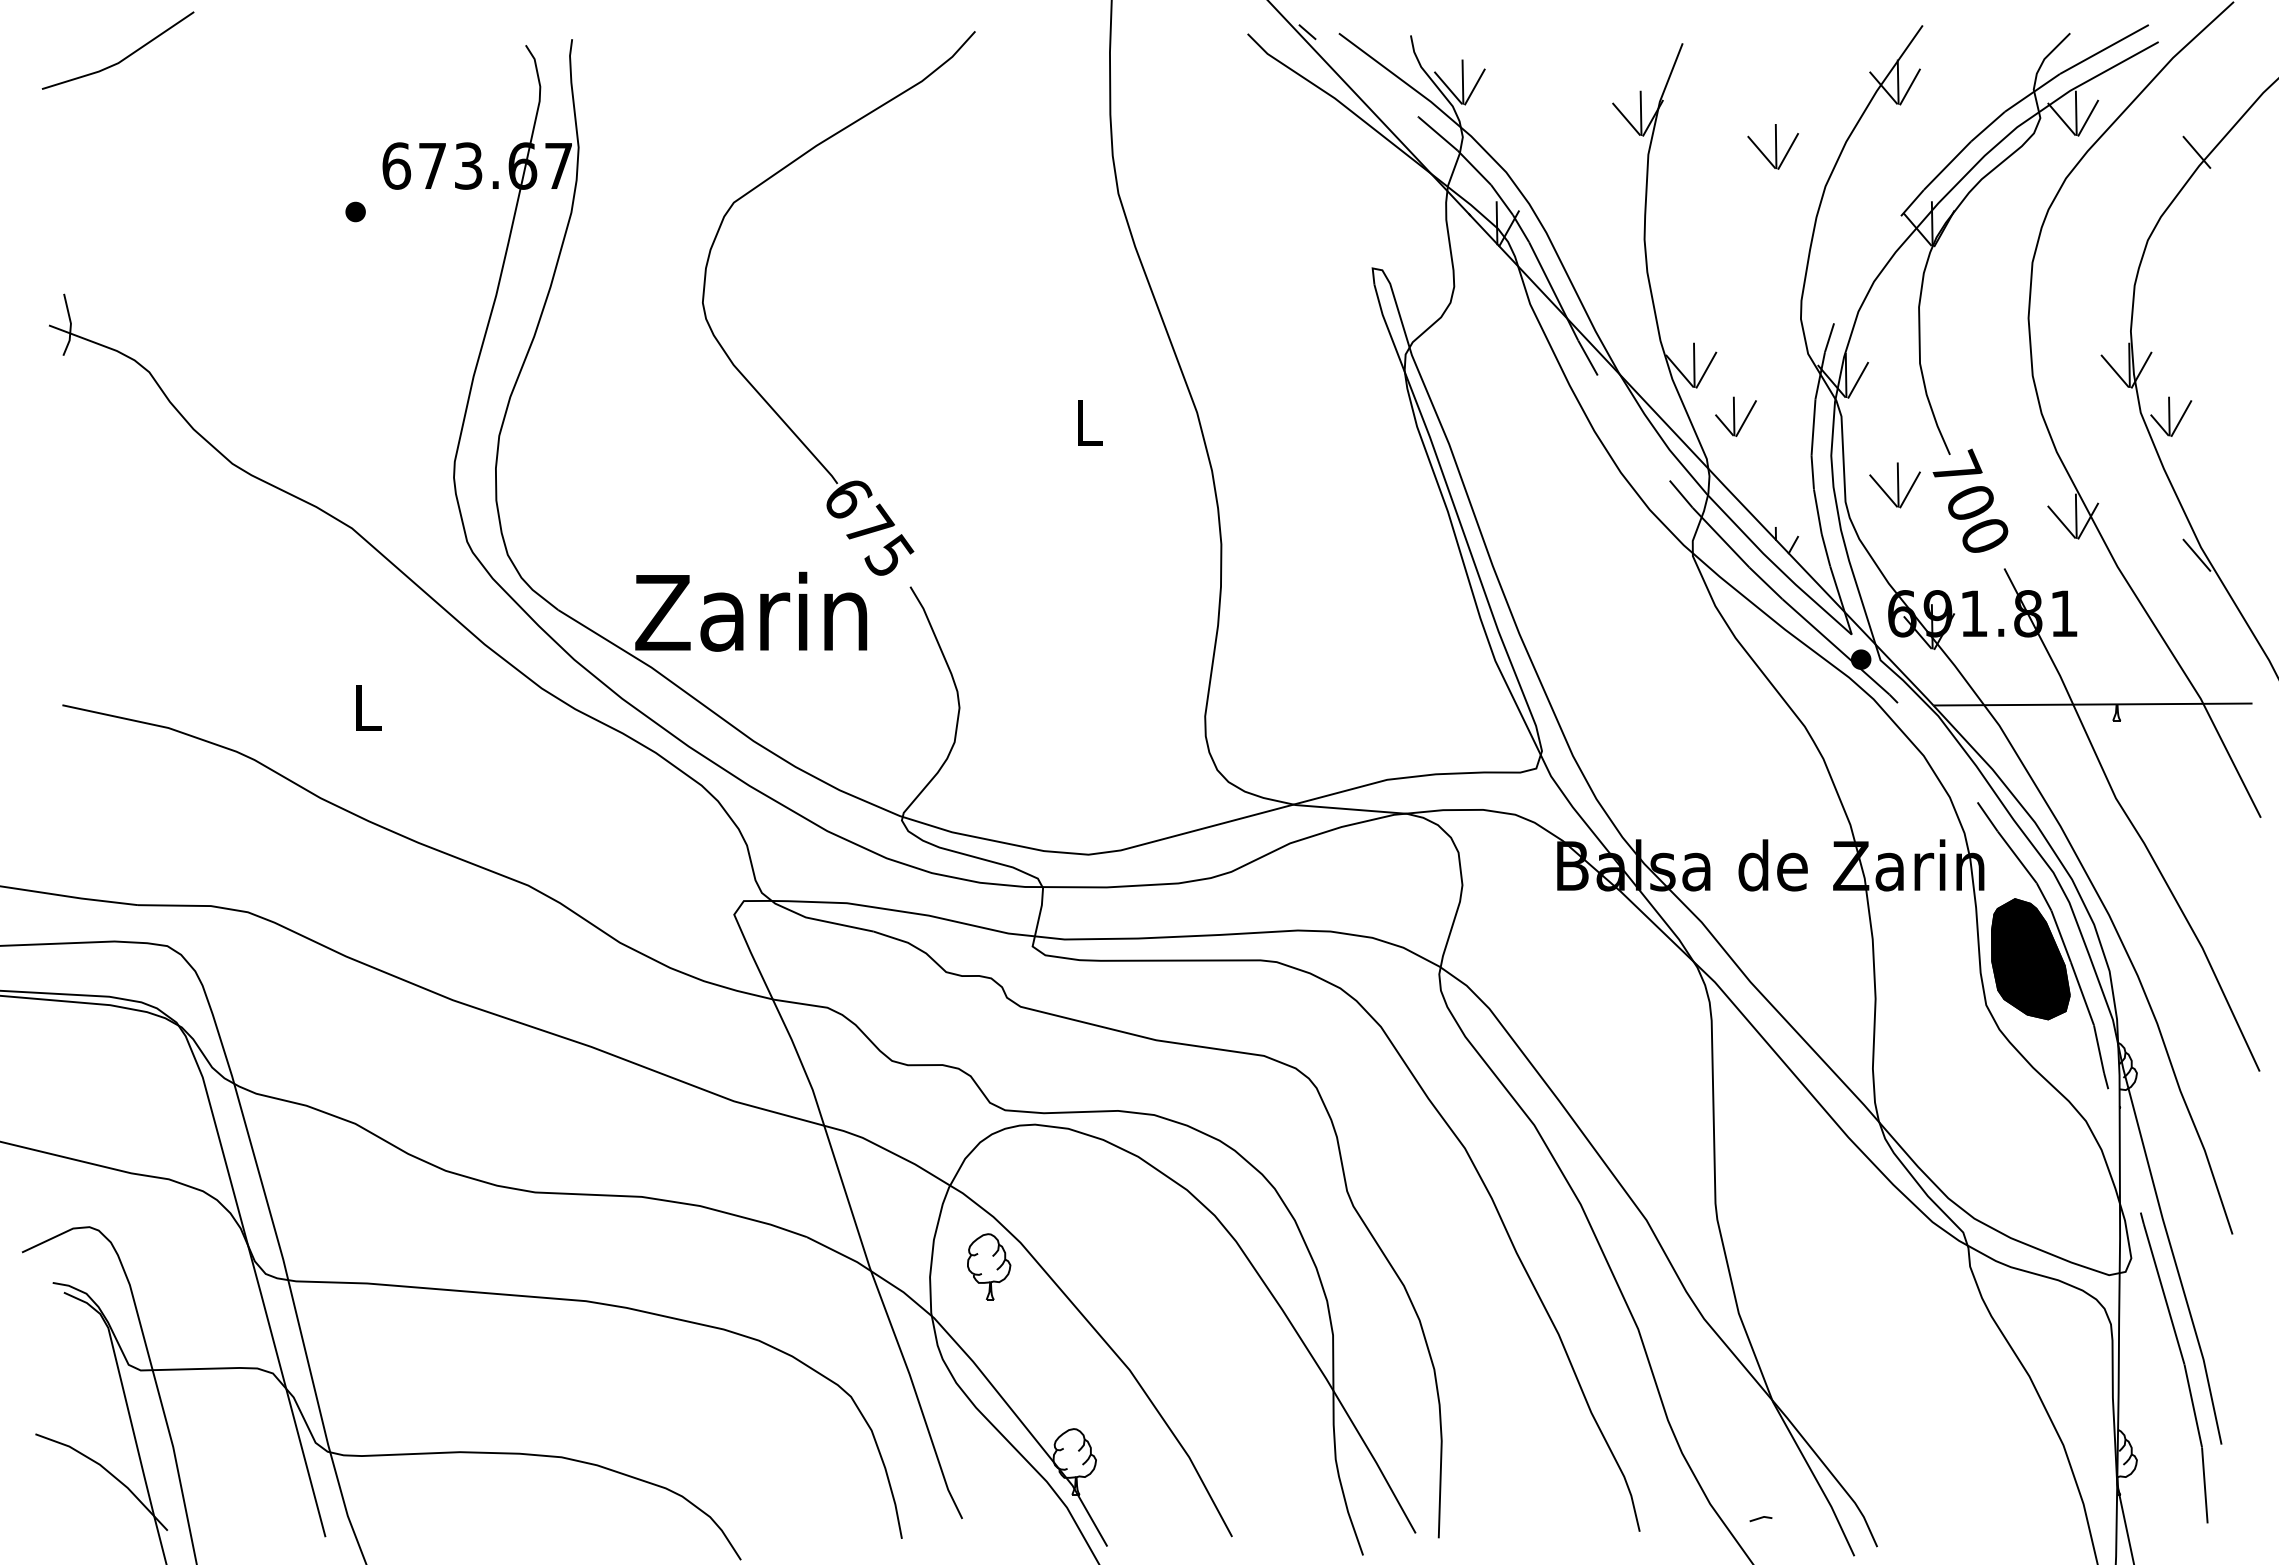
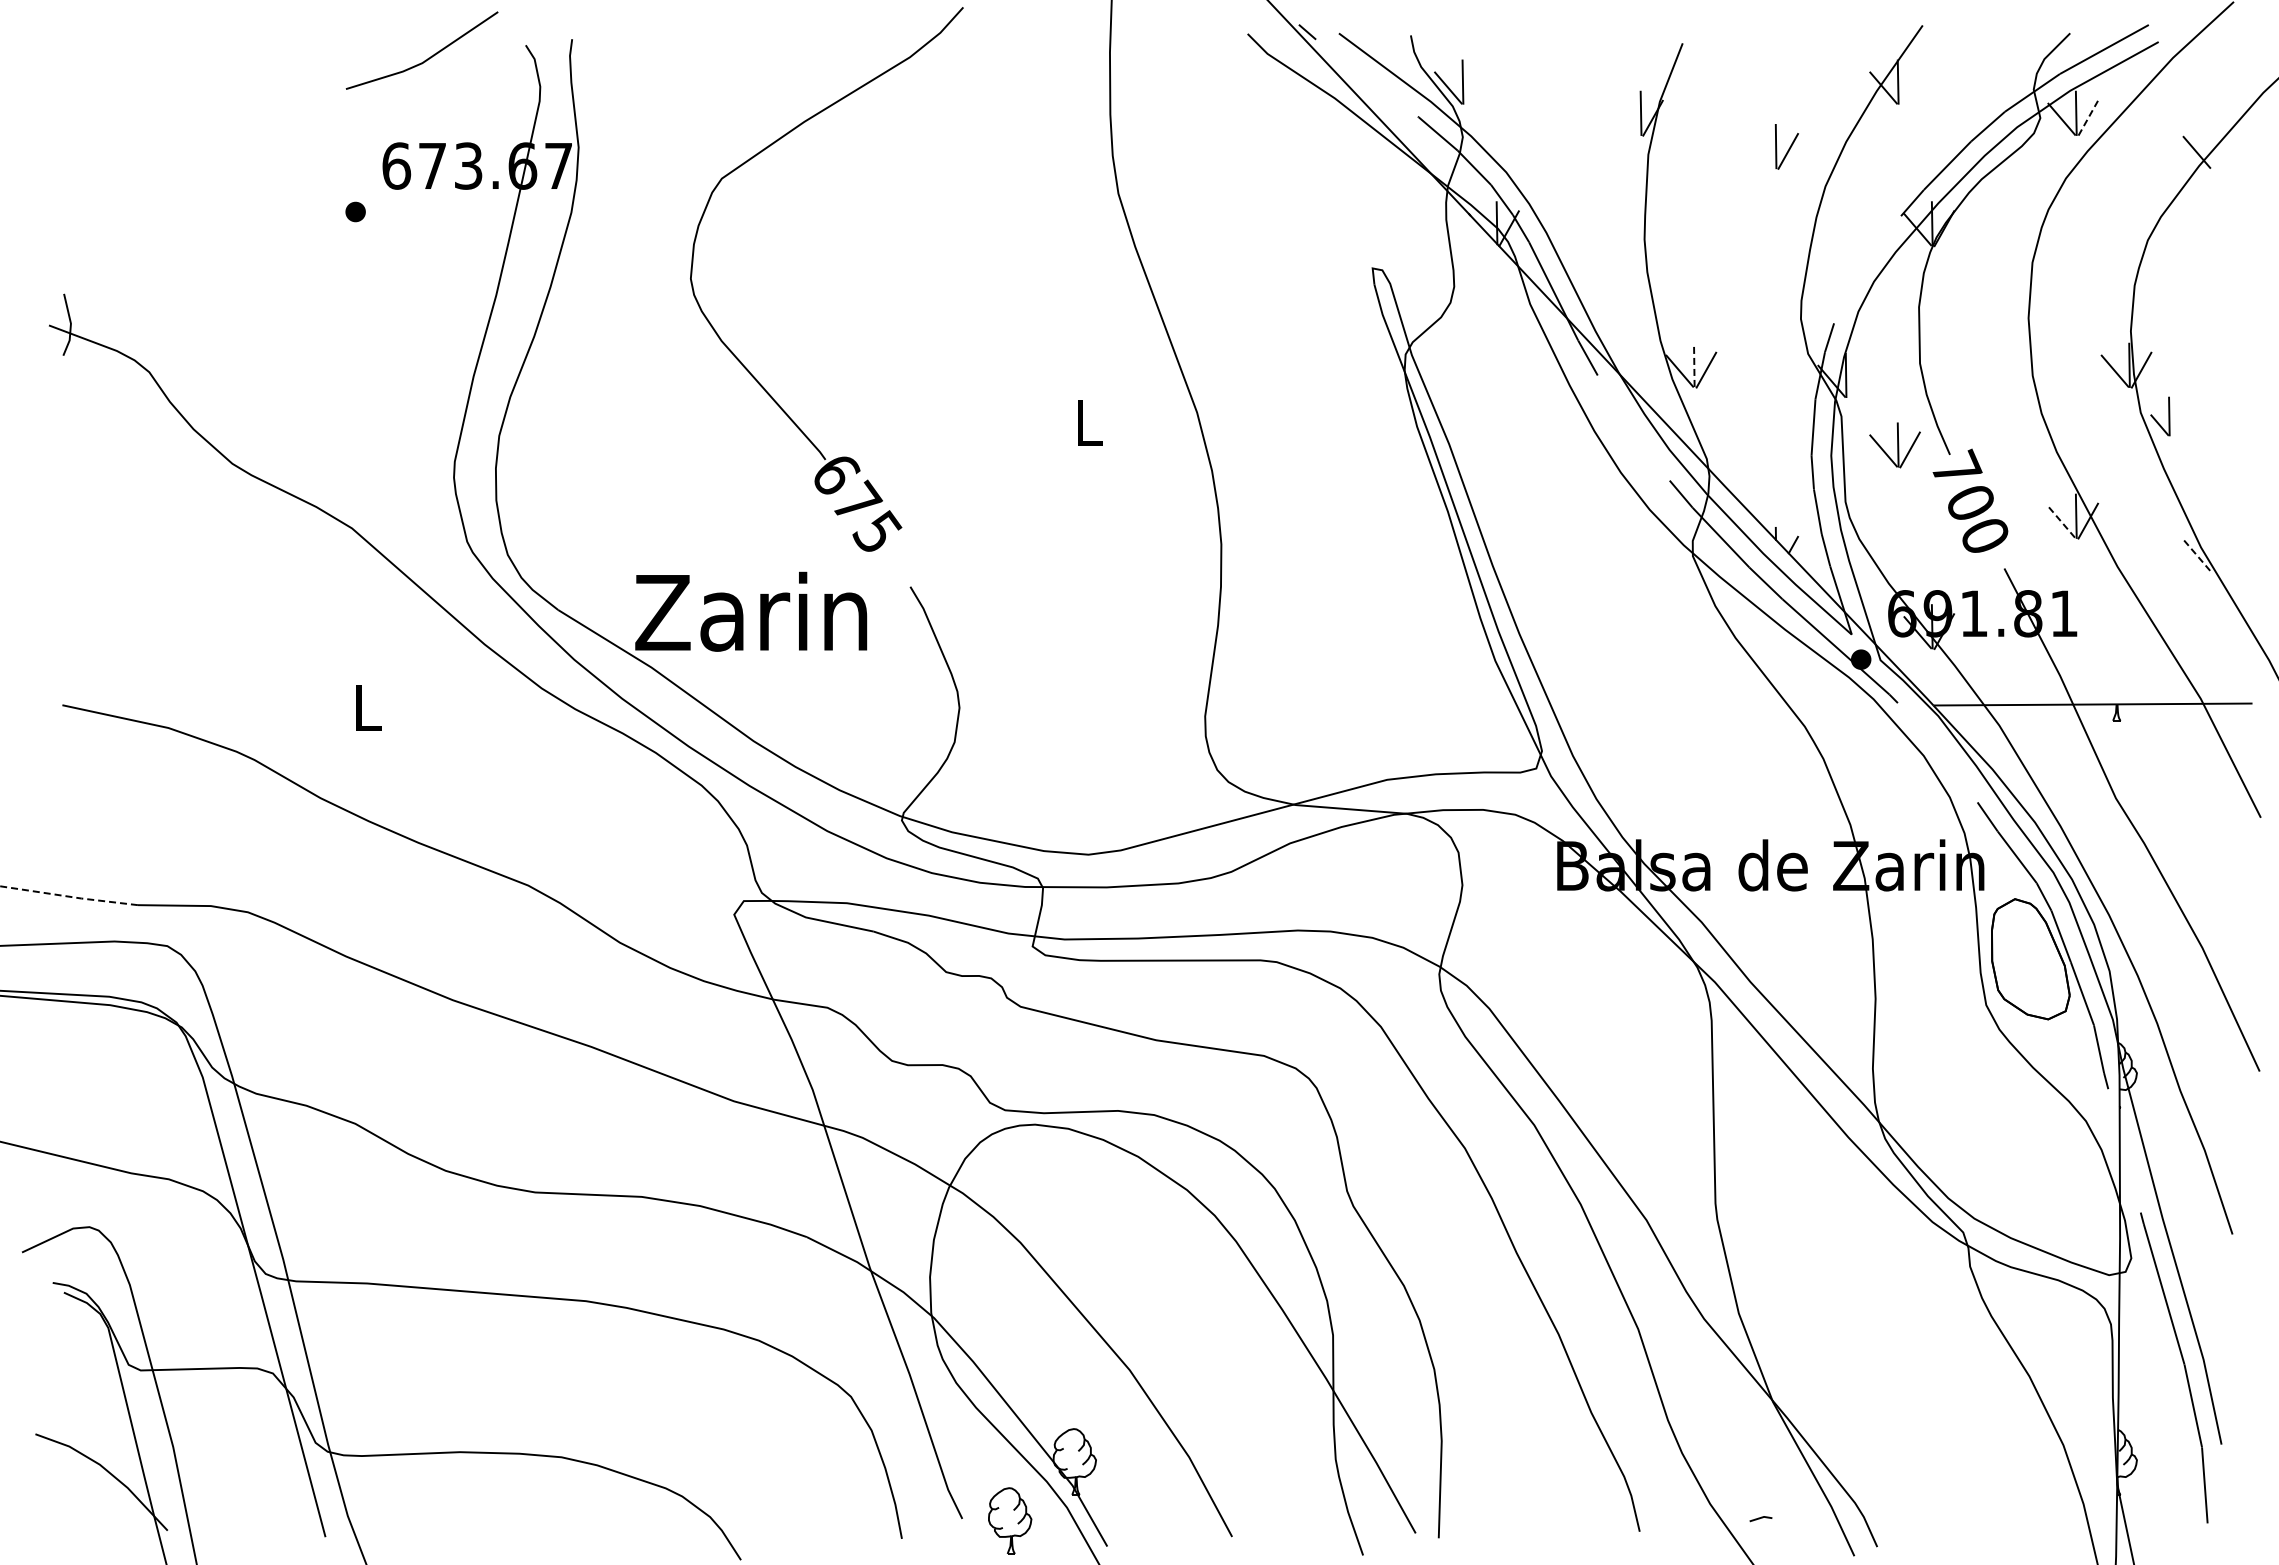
line position: (121, 59) -> (425, 59) (425, 59)
line: present -> none (1474, 86)
line: present -> none (1909, 86)
line: present -> none (1626, 118)
line: solid -> dashed (2088, 118)
line: present -> none (1761, 151)
line: solid -> dashed (1694, 365)
line: present -> none (1858, 379)
part position: (753, 385) -> (741, 361) (741, 361)
part: present -> none (1735, 416)
line: present -> none (2181, 418)
part position: (1894, 485) -> (1894, 445) (1894, 445)
line: solid -> dashed (2061, 521)
line: solid -> dashed (2196, 554)
line: solid -> dashed (69, 896)
fill: present -> none (2030, 959)
part position: (989, 1266) -> (1010, 1520) (1010, 1520)
